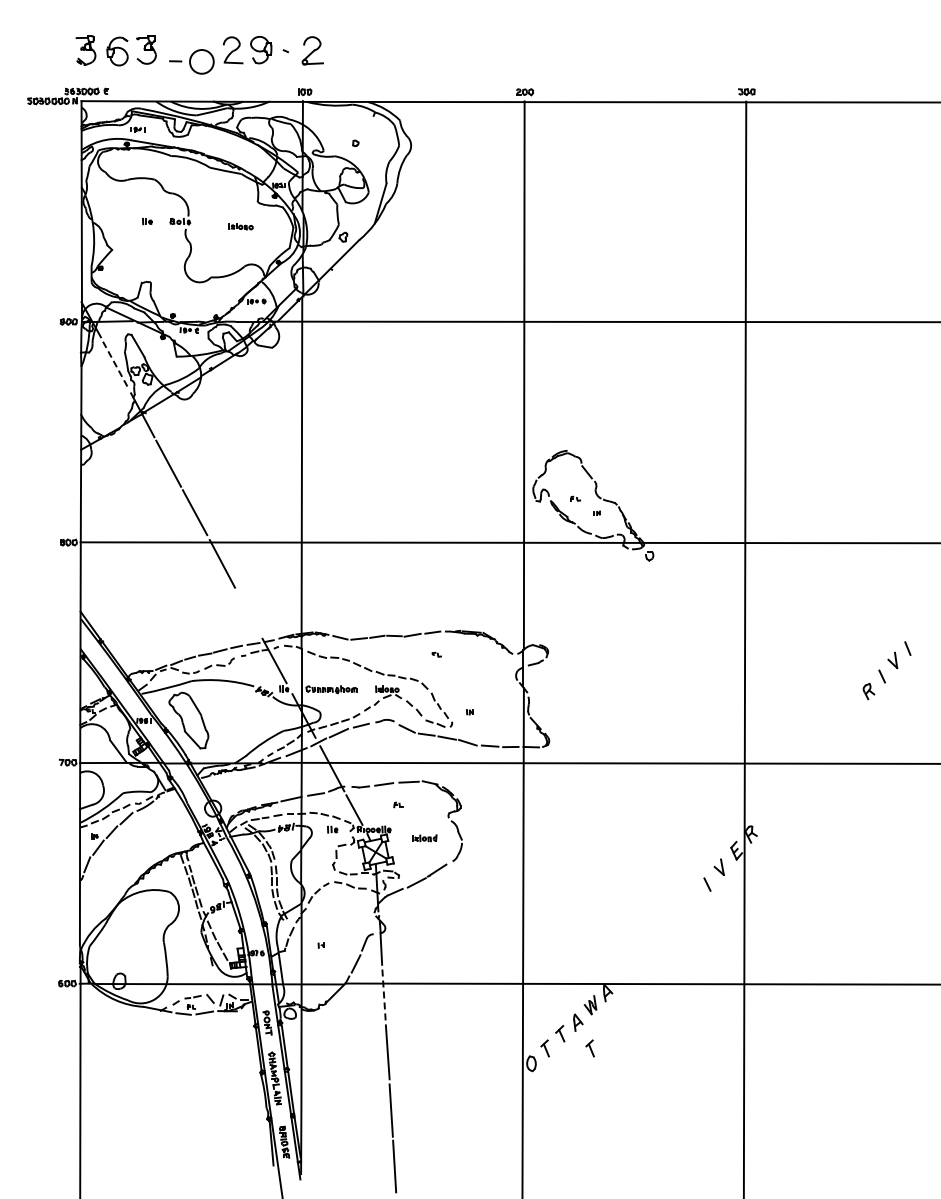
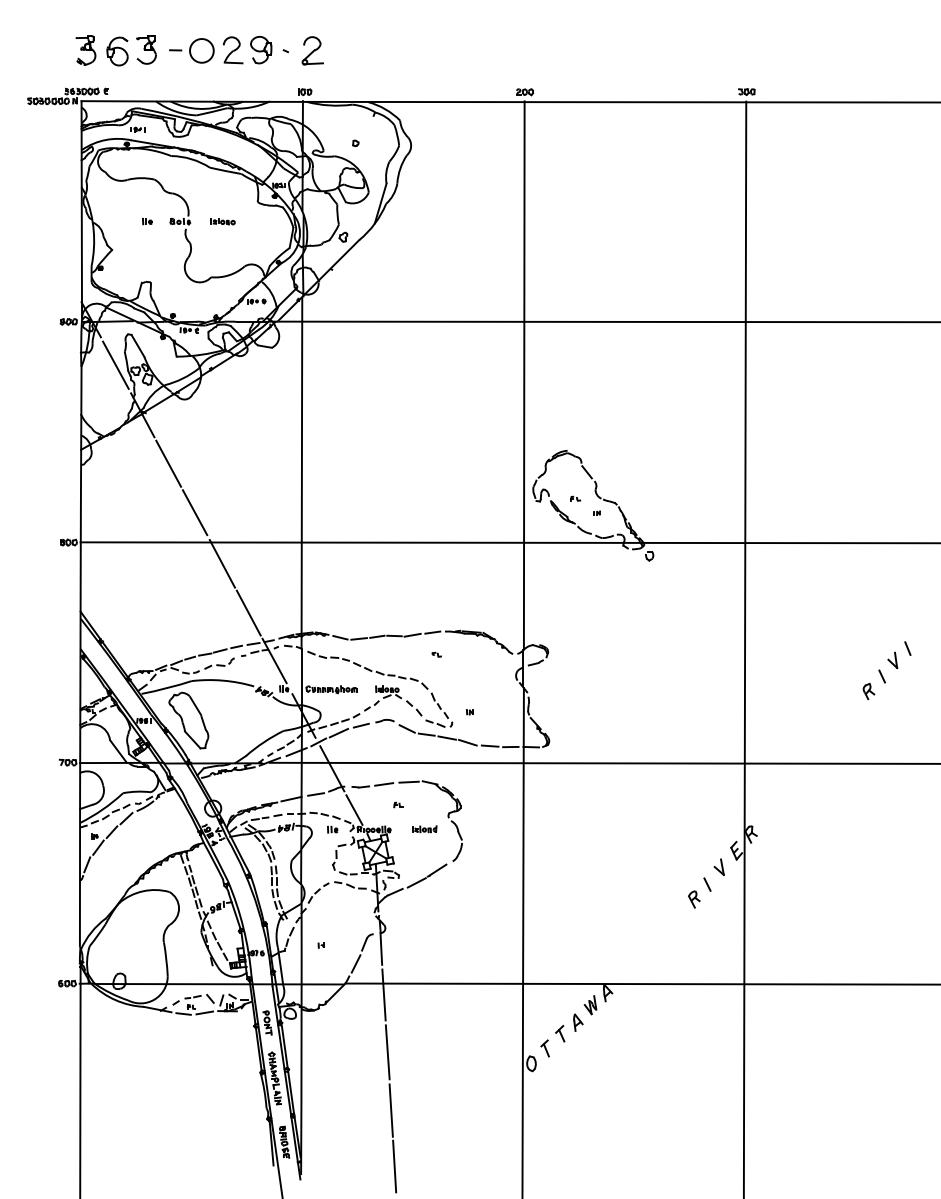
part position: (191, 61) -> (191, 50) (191, 50)
part position: (240, 226) -> (222, 221) (222, 221)
line: dashed -> solid (115, 365)
line: none -> present (248, 612)
part position: (424, 838) -> (424, 829) (424, 829)
part: none -> present (694, 899)
line: dashed -> solid (384, 994)
part: present -> none (589, 1048)
